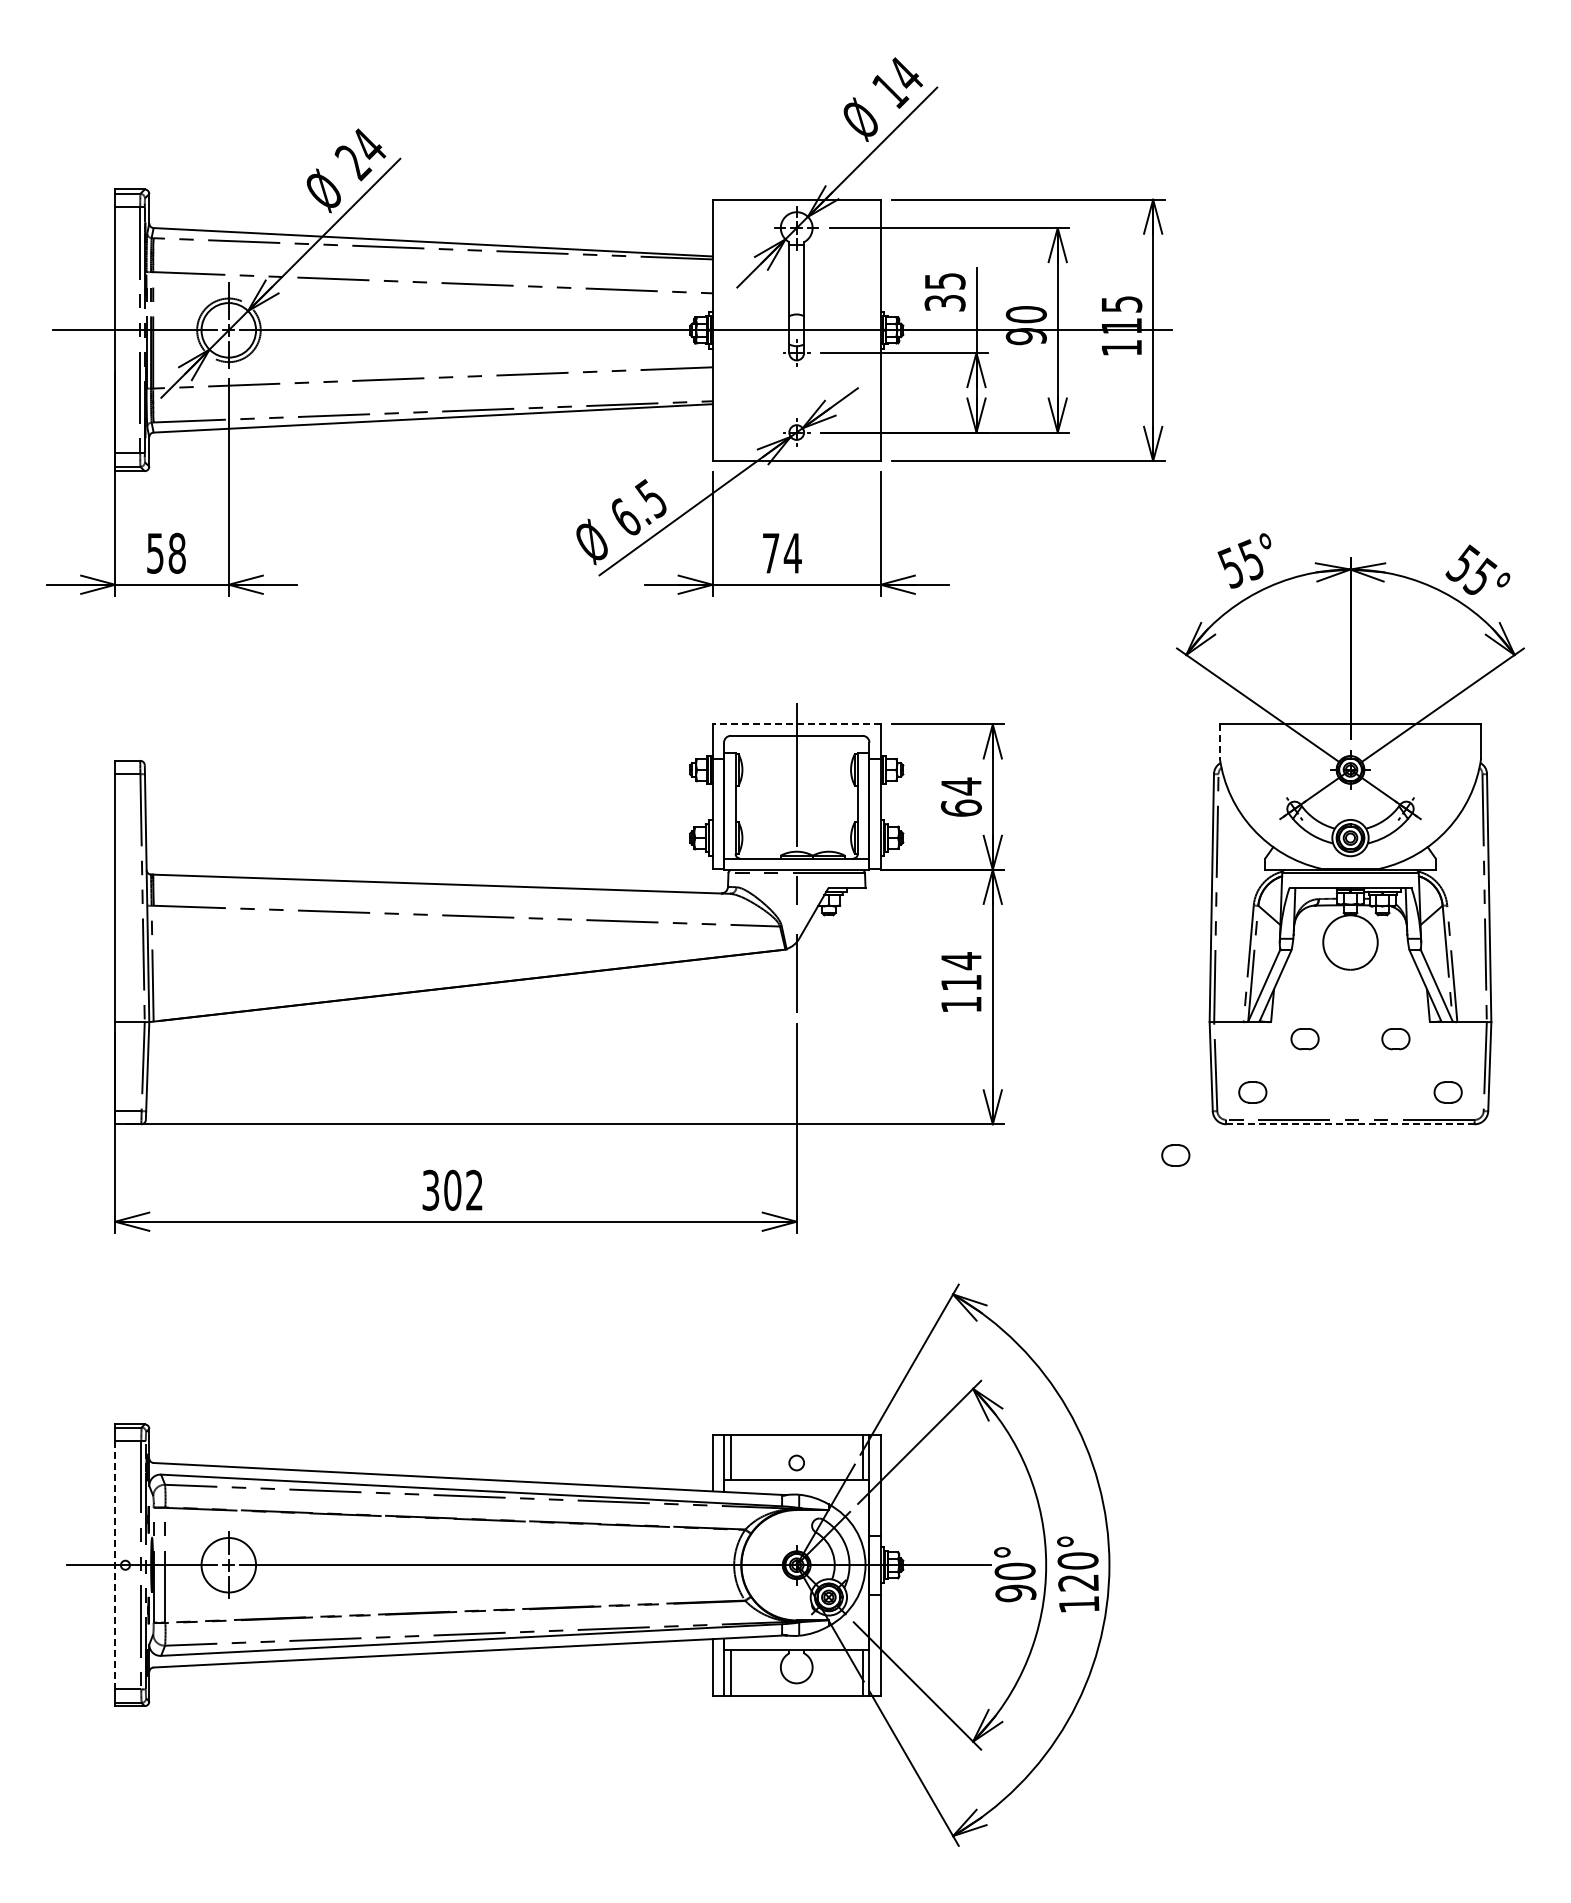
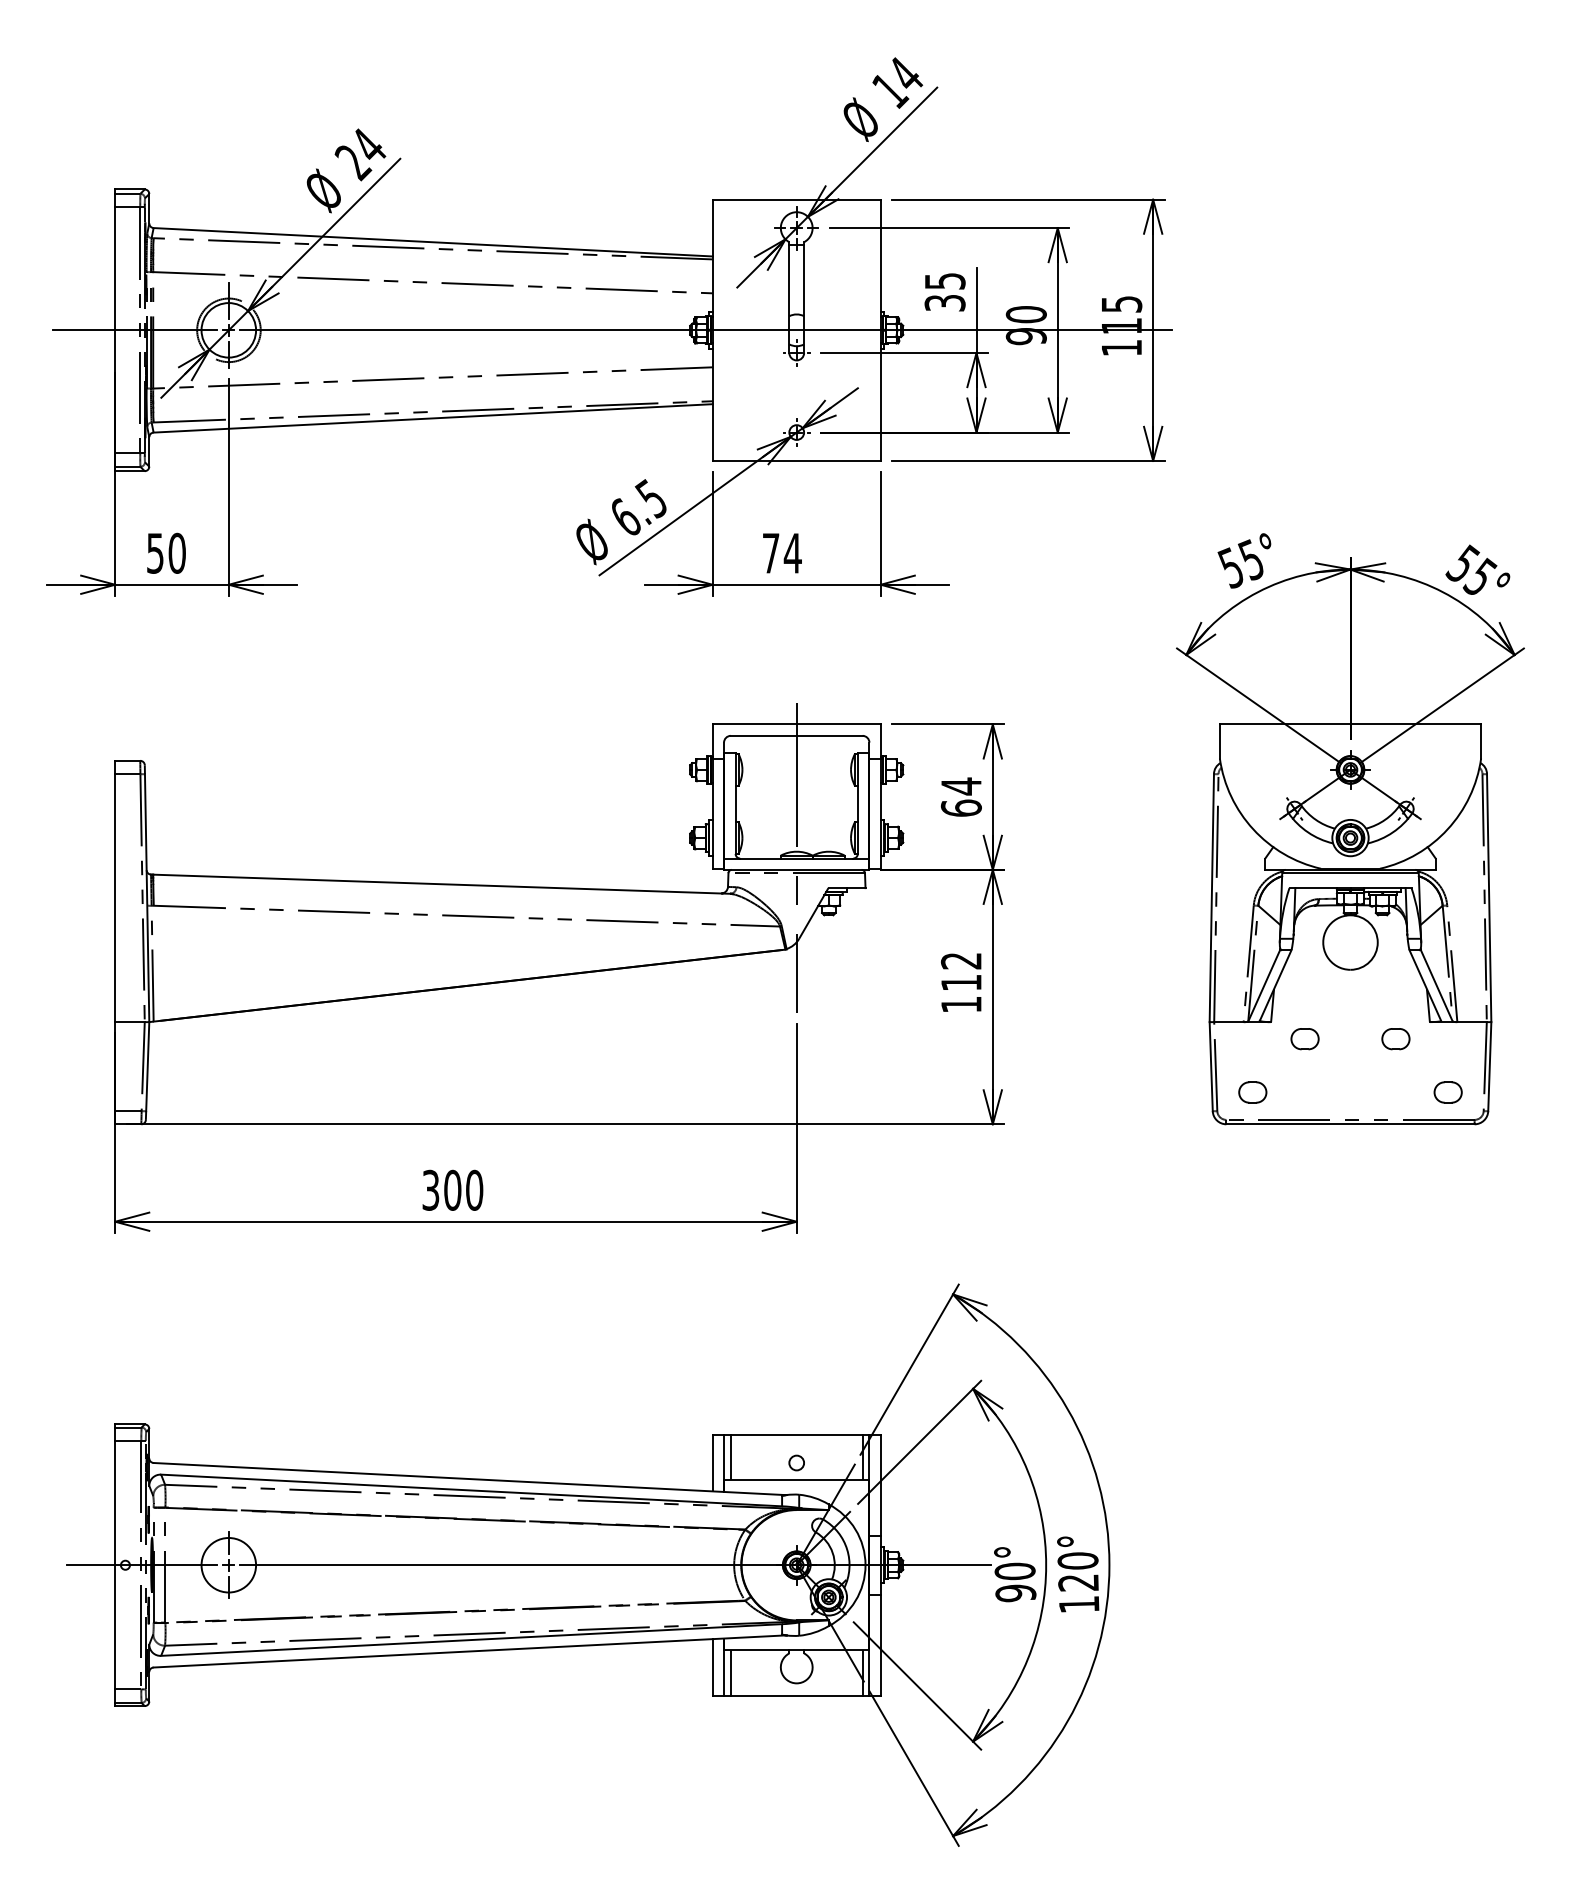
text: 58 -> 50 (176, 553)
line: dashed -> solid (796, 724)
line: dashed -> solid (1219, 742)
text: 114 -> 112 (960, 961)
line: dashed -> solid (1351, 1124)
part: present -> none (1175, 1155)
text: 302 -> 300 (474, 1189)
line: dashed -> solid (115, 1565)
